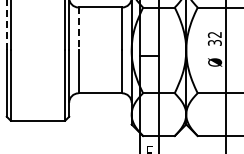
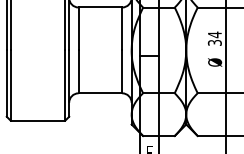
line: dashed -> solid (6, 25)
line: dashed -> solid (78, 29)
text: 32 -> 34 (214, 34)
